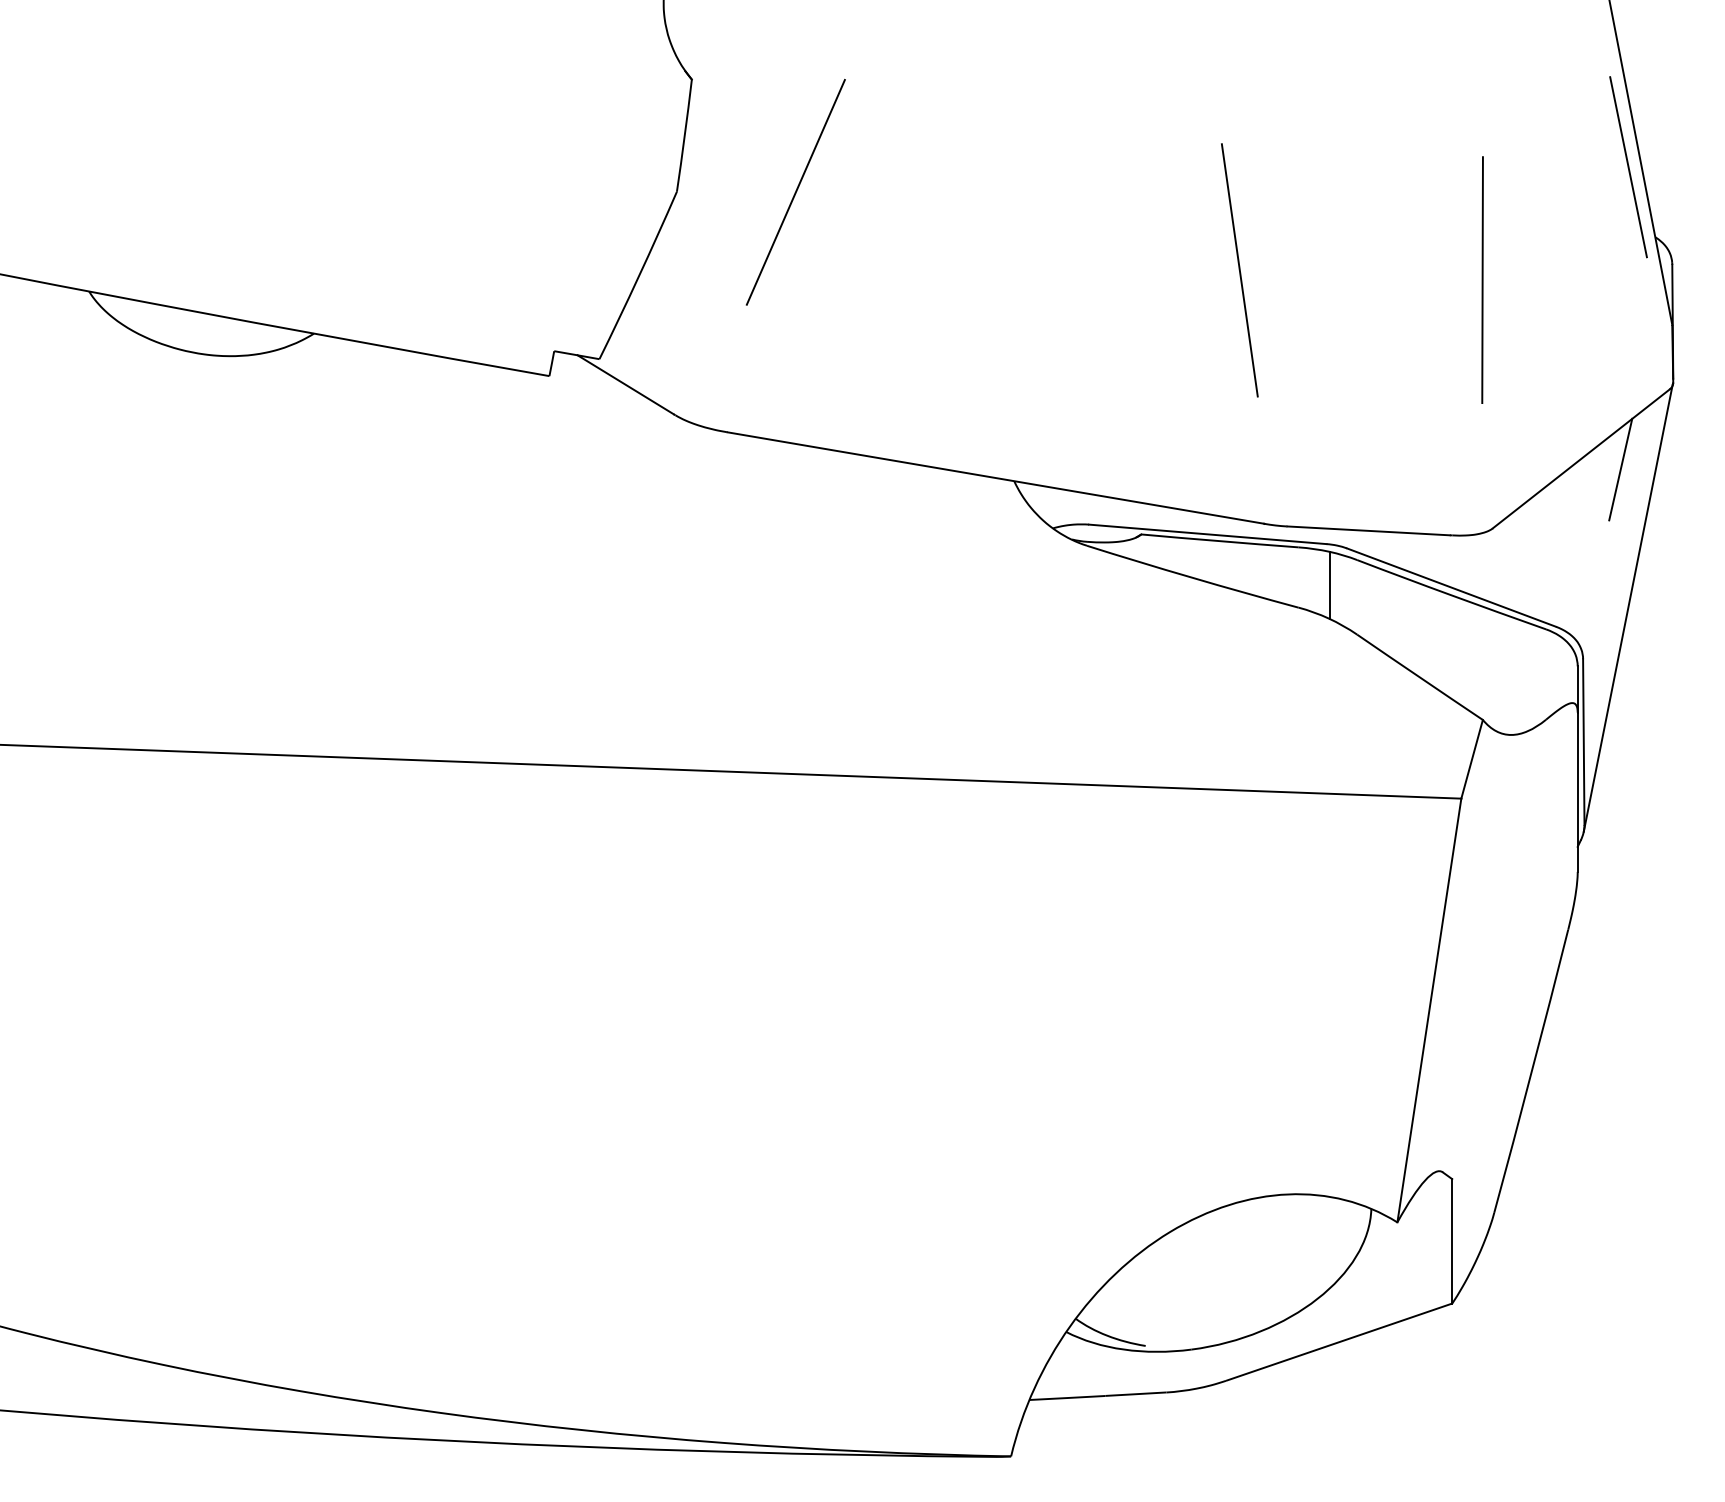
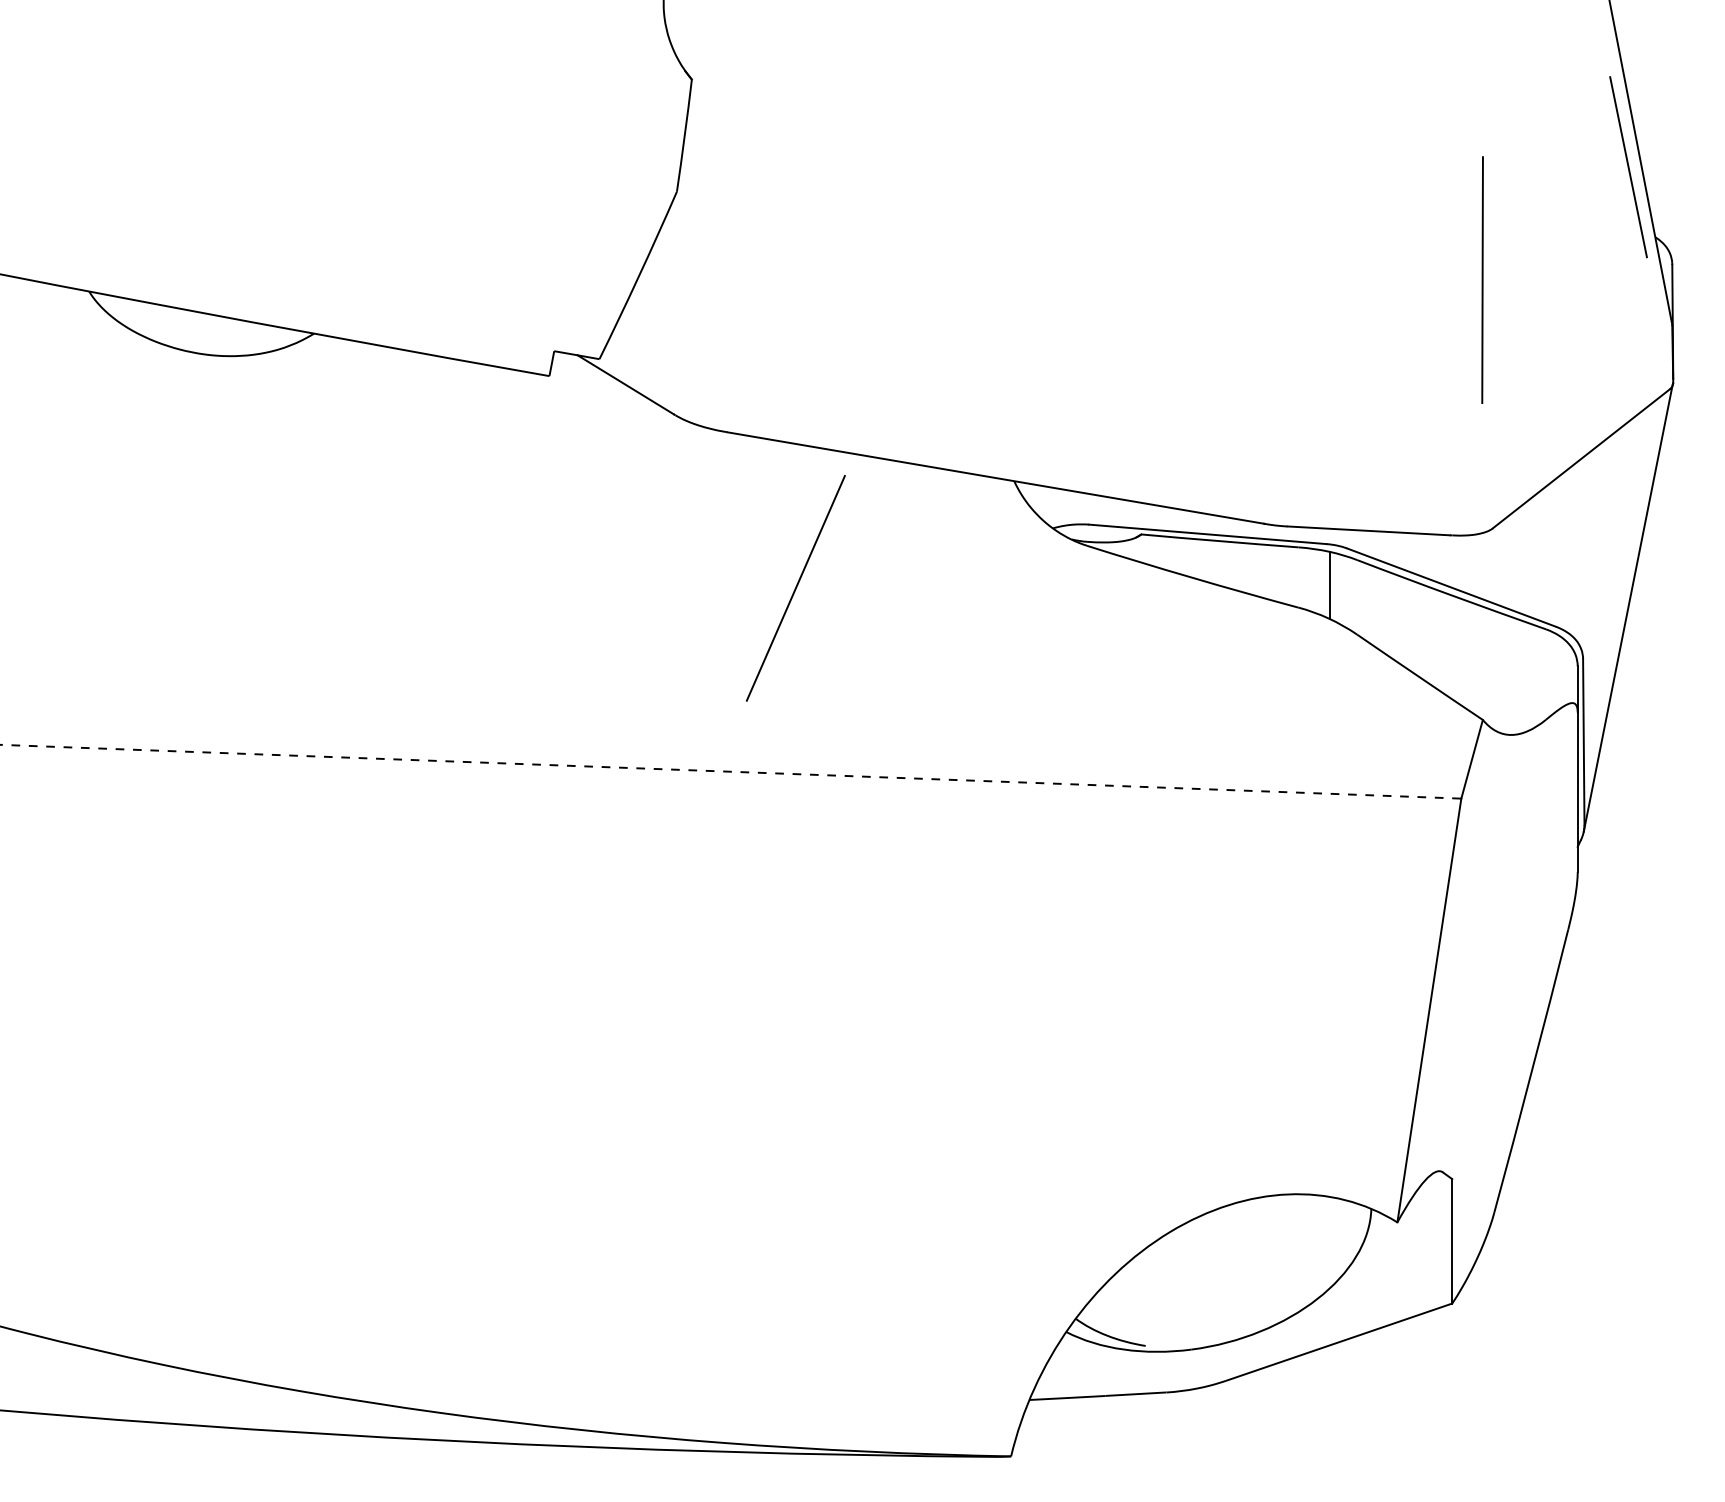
line position: (795, 192) -> (795, 588) (795, 588)
line: present -> none (1239, 270)
line: present -> none (1620, 469)
line: solid -> dashed (730, 771)
